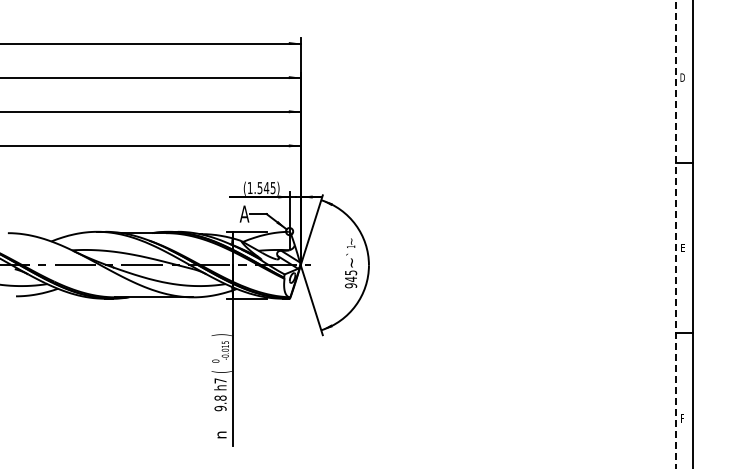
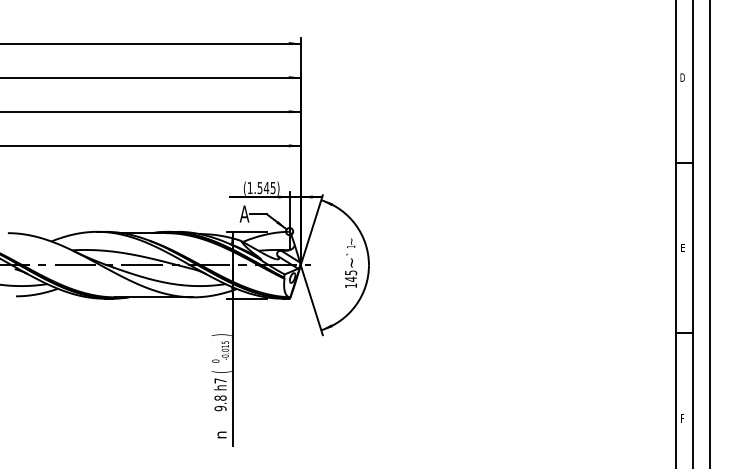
line: none -> present (710, 233)
line: dashed -> solid (675, 234)
text: 945 -> 145 (351, 285)
